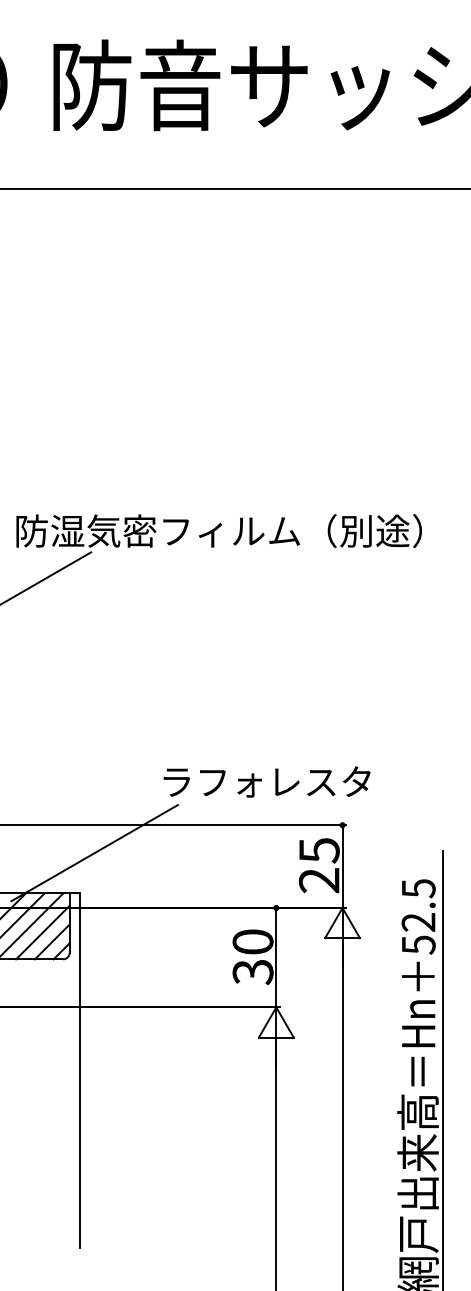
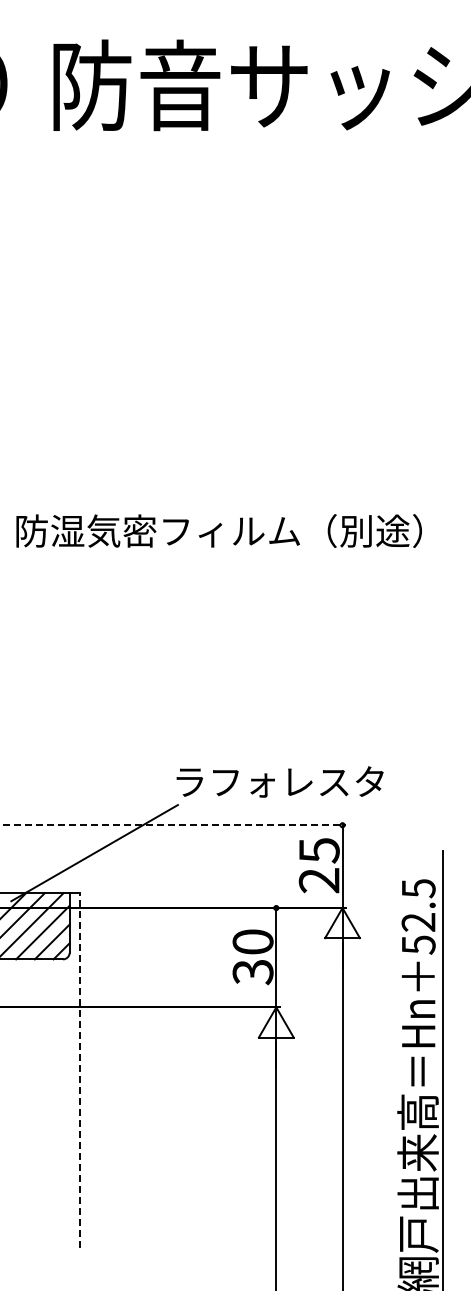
line: present -> none (234, 189)
line: present -> none (46, 577)
text position: (266, 781) -> (279, 781) (279, 781)
line: solid -> dashed (172, 825)
line: solid -> dashed (79, 1070)
